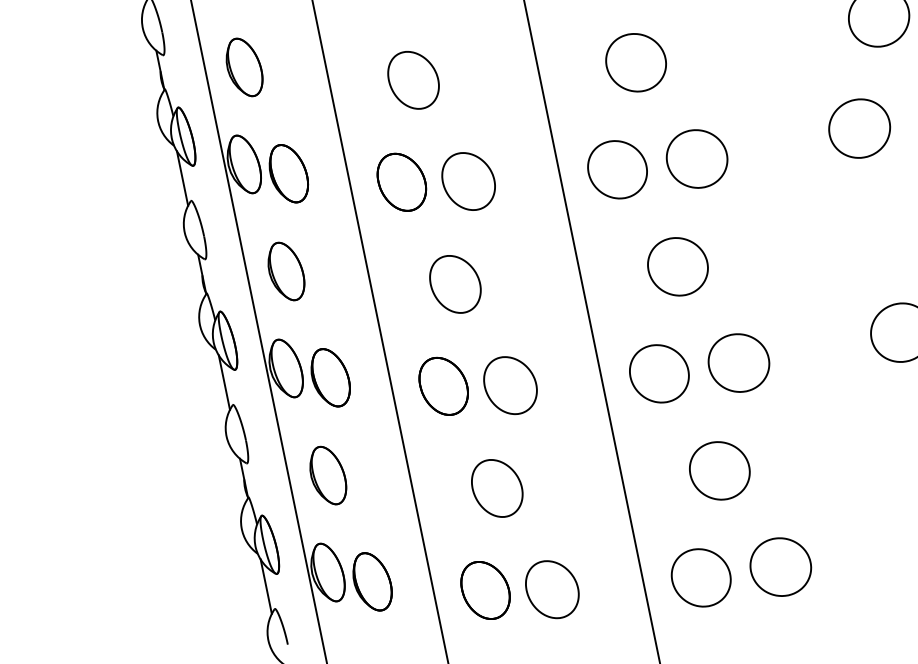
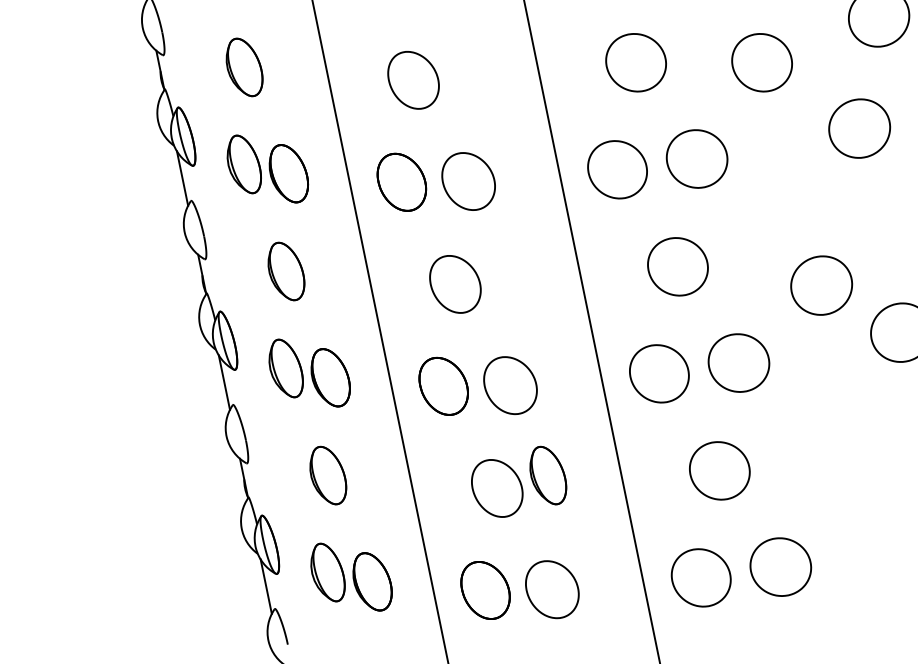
part: none -> present (761, 62)
part: none -> present (821, 285)
line: present -> none (258, 331)
part: none -> present (548, 475)
